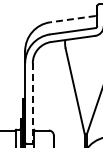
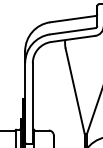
line: dashed -> solid (72, 19)
line: dashed -> solid (32, 104)
